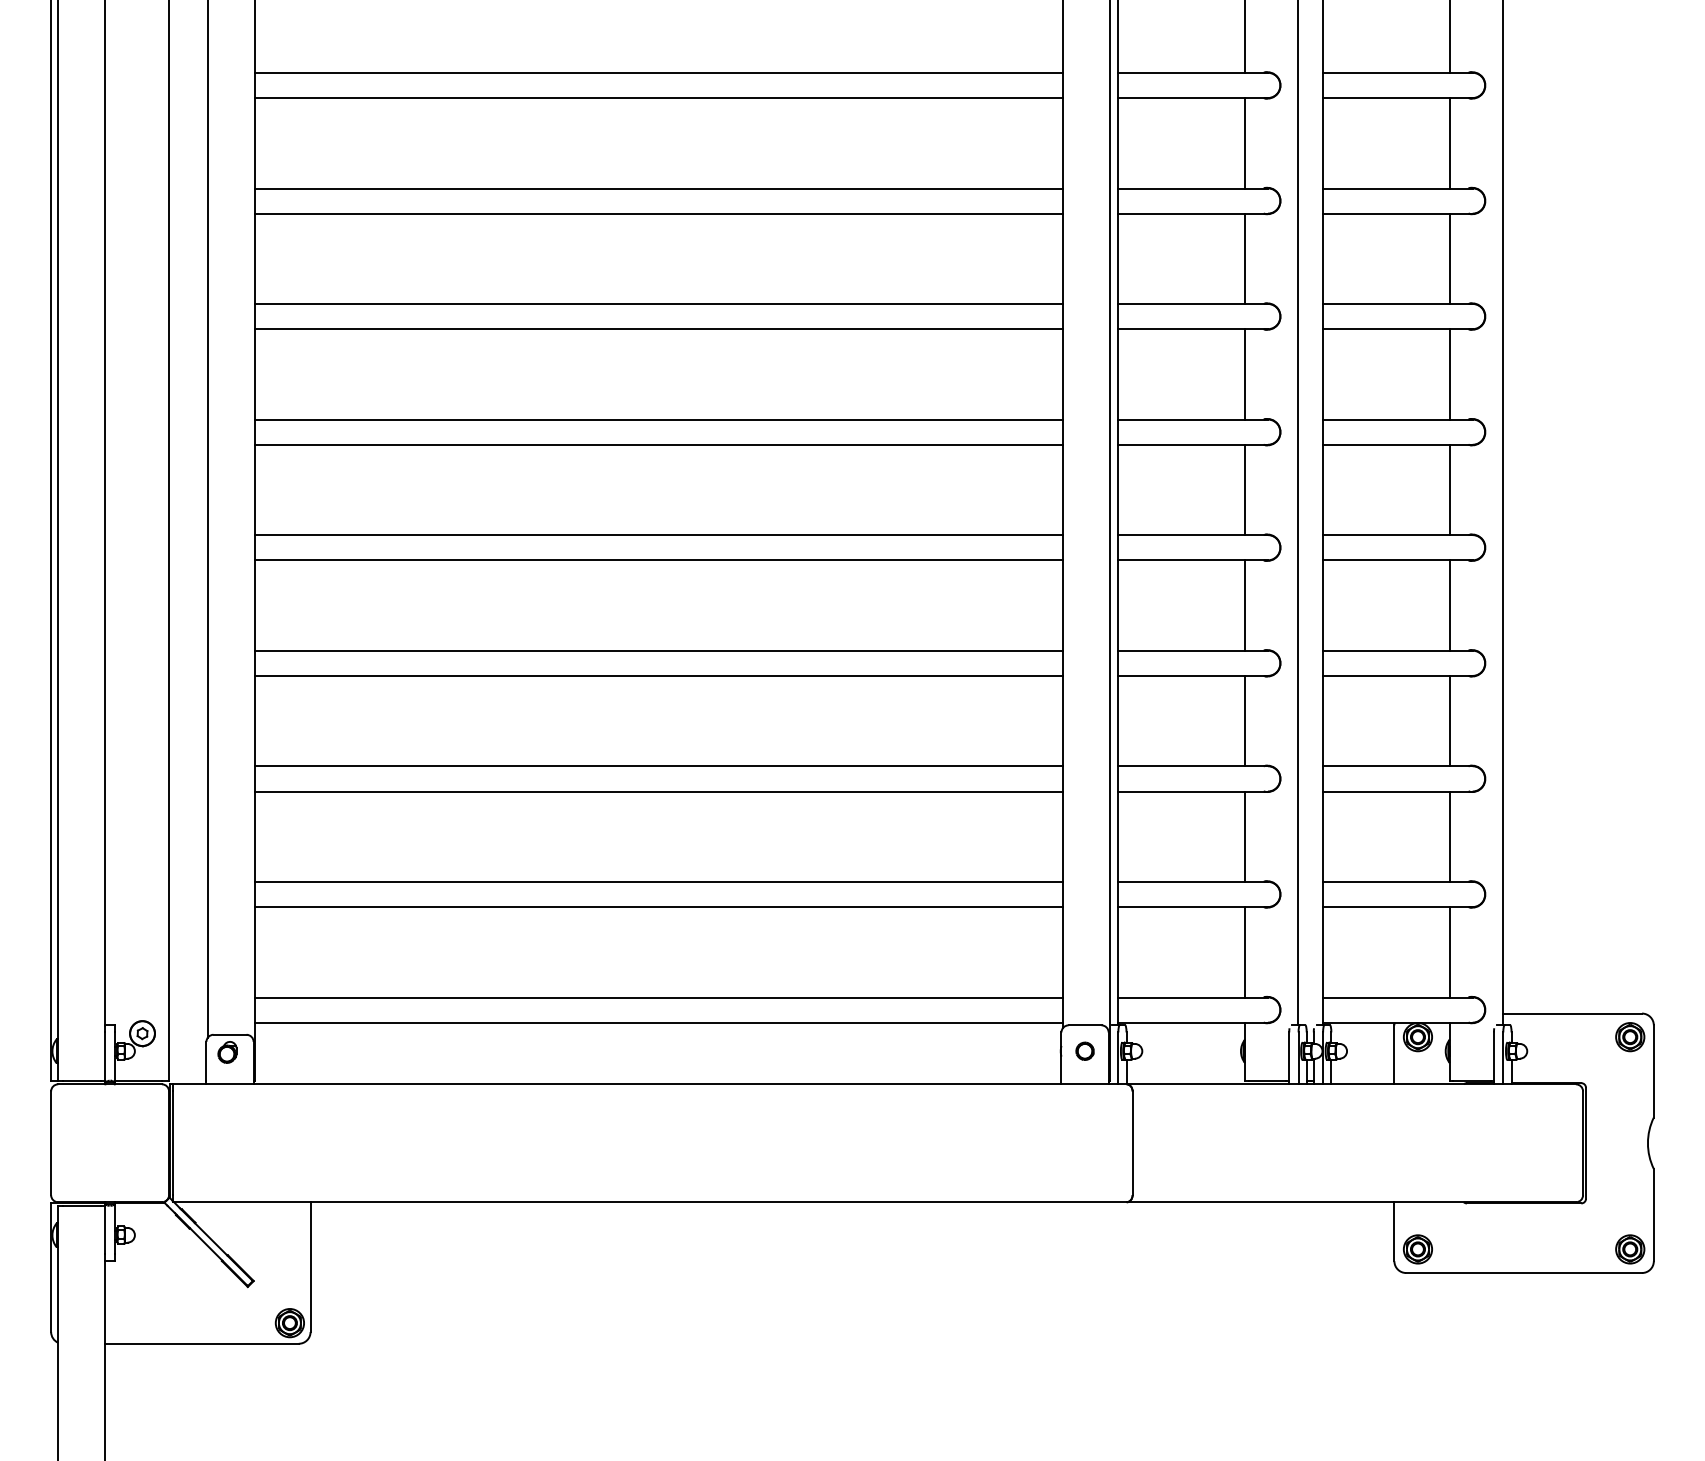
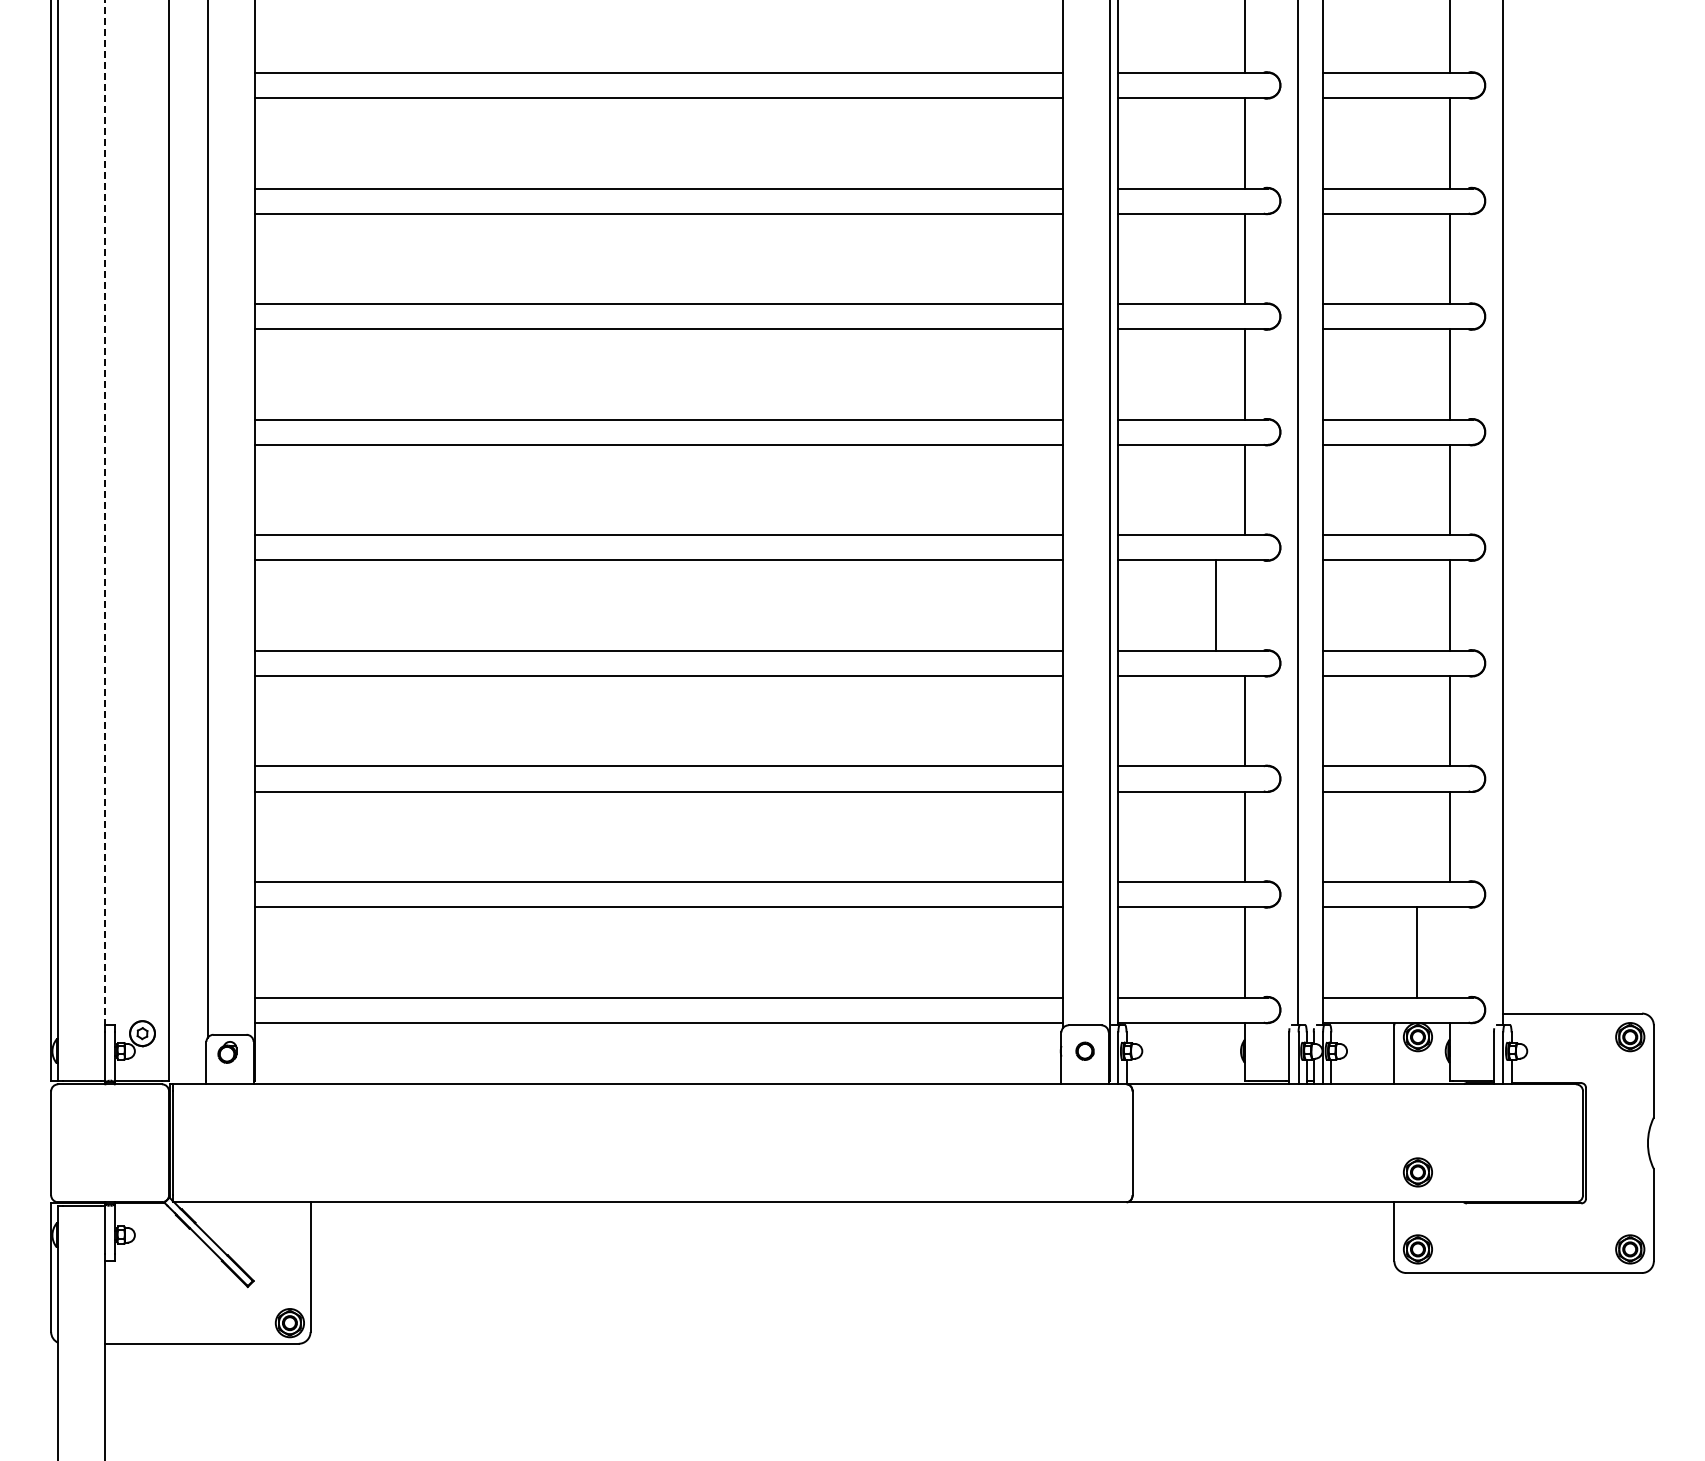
line: solid -> dashed (105, 512)
line position: (1244, 605) -> (1215, 605) (1215, 605)
line position: (1449, 952) -> (1416, 952) (1416, 952)
part: none -> present (1417, 1172)
